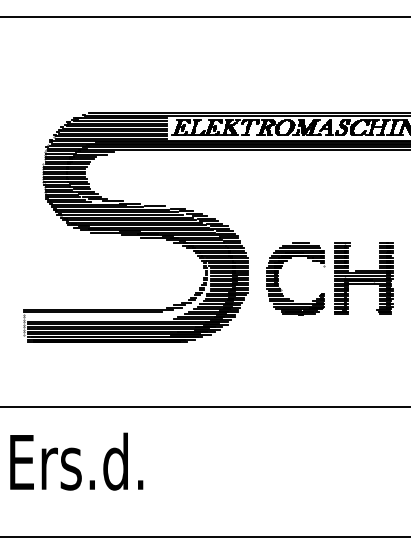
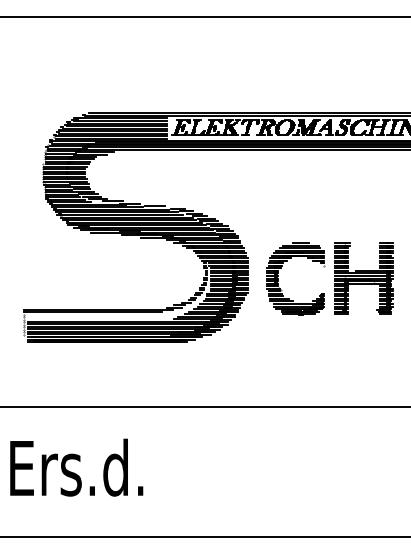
text position: (76, 461) -> (76, 467) (76, 467)
